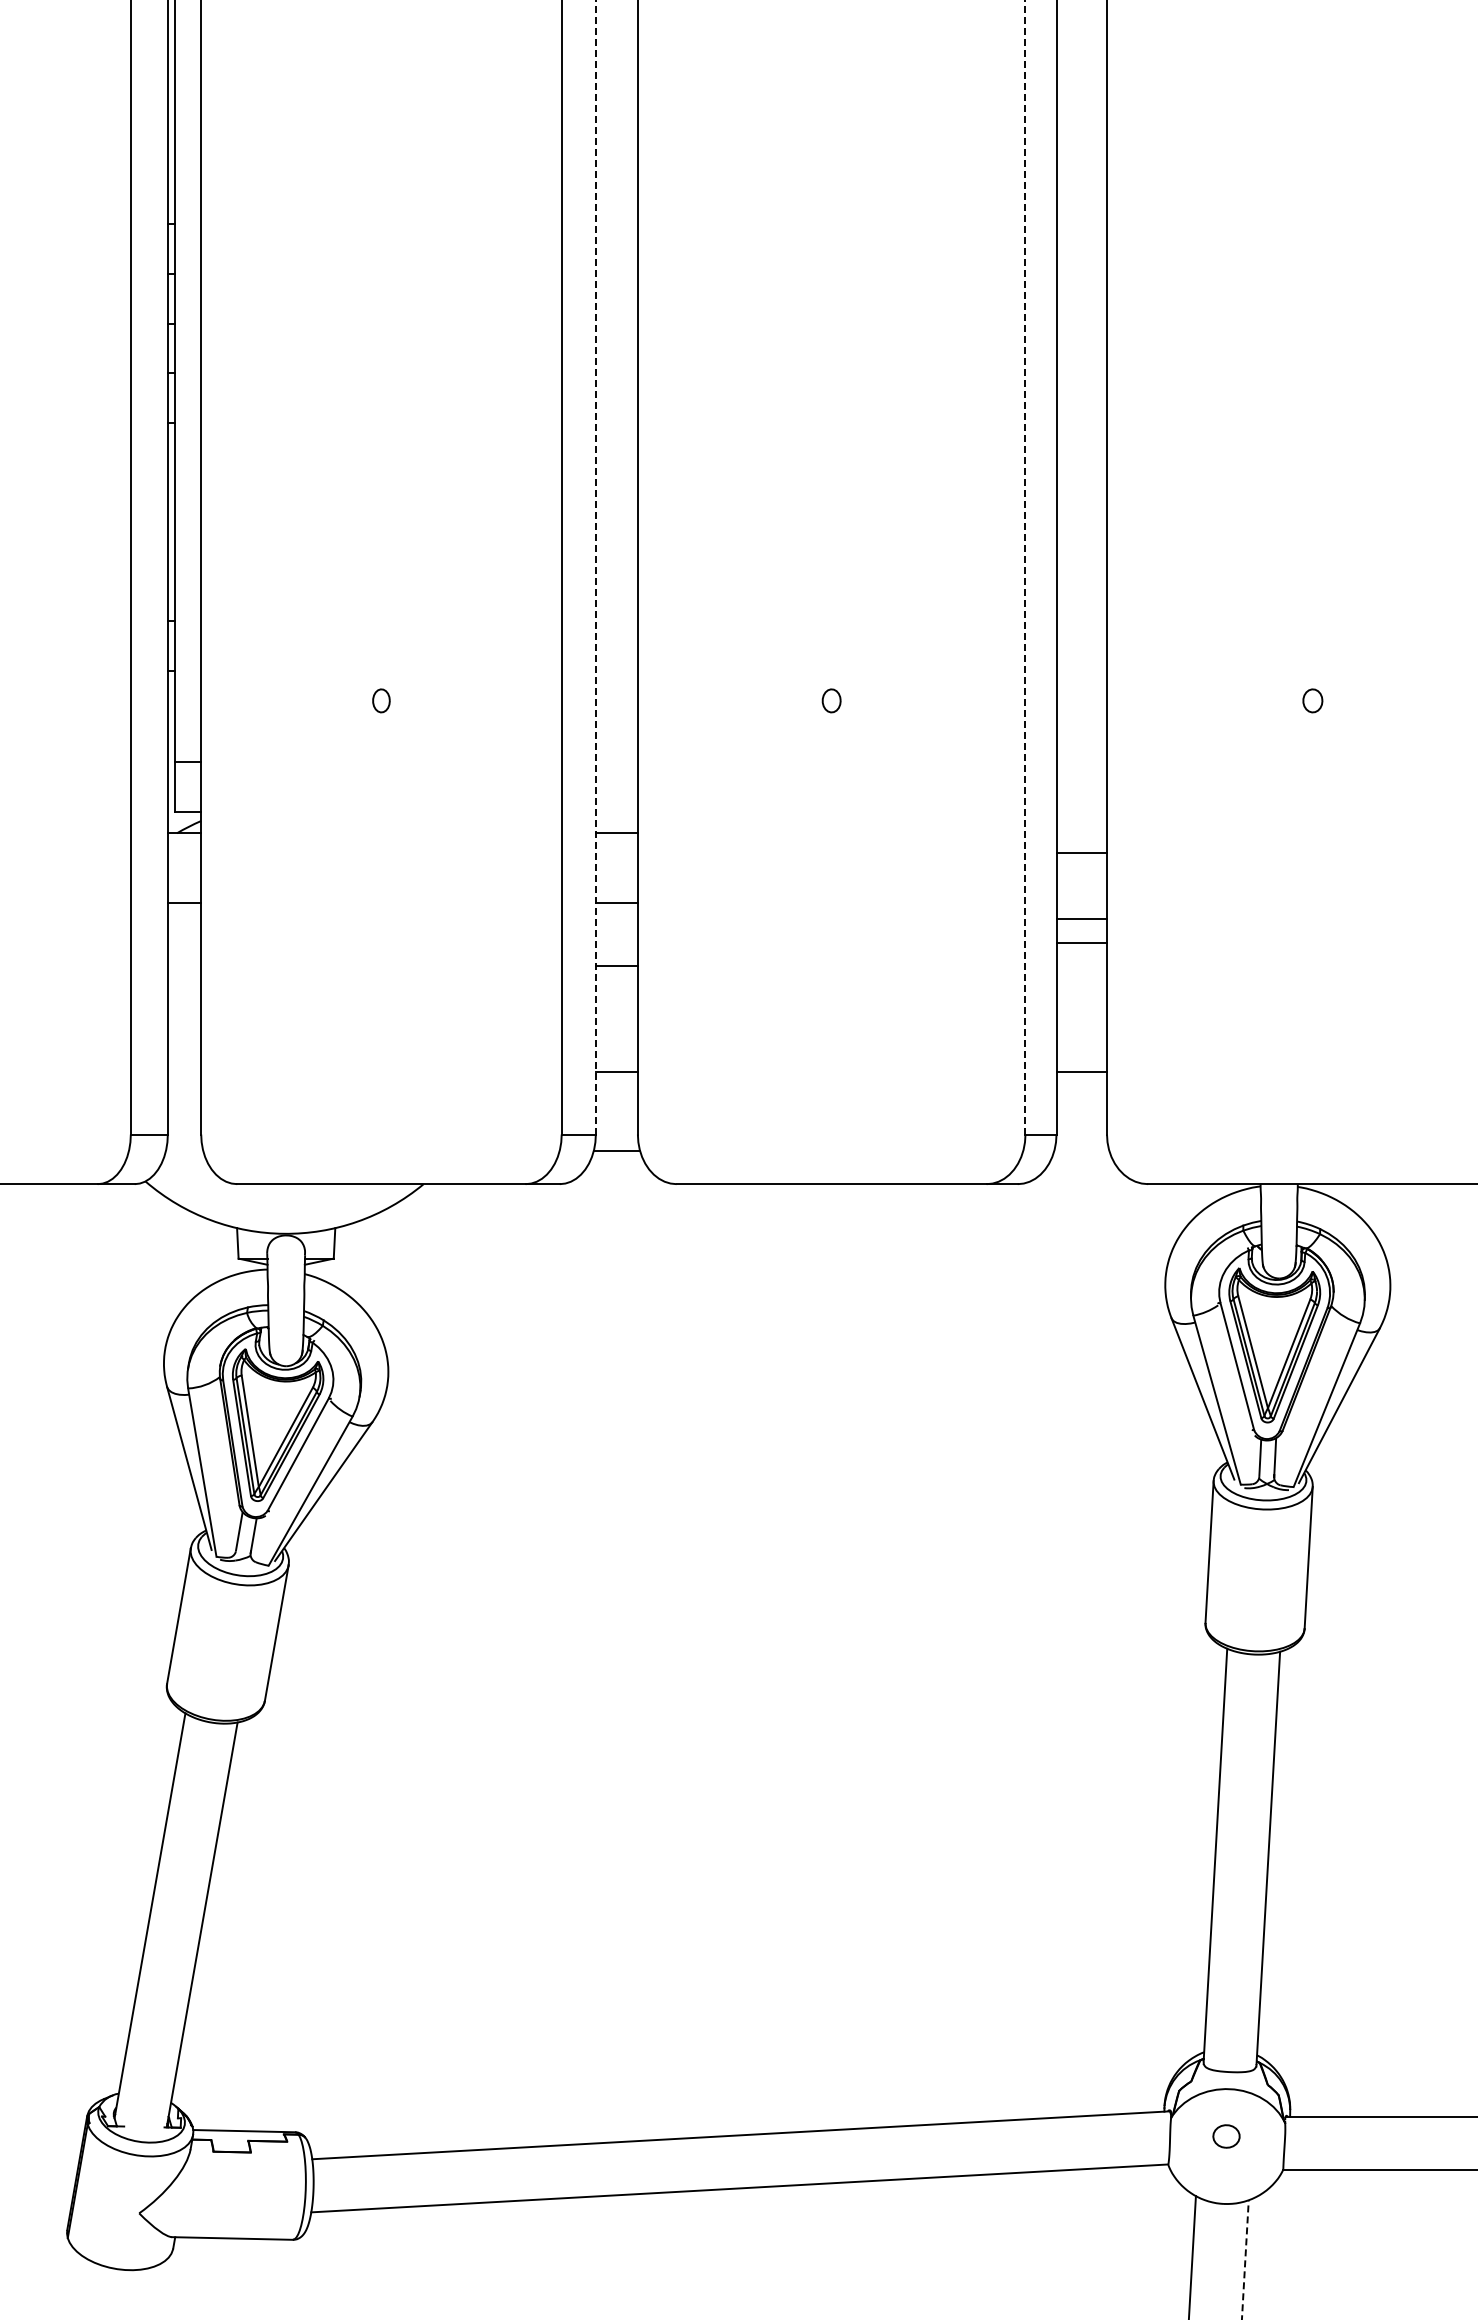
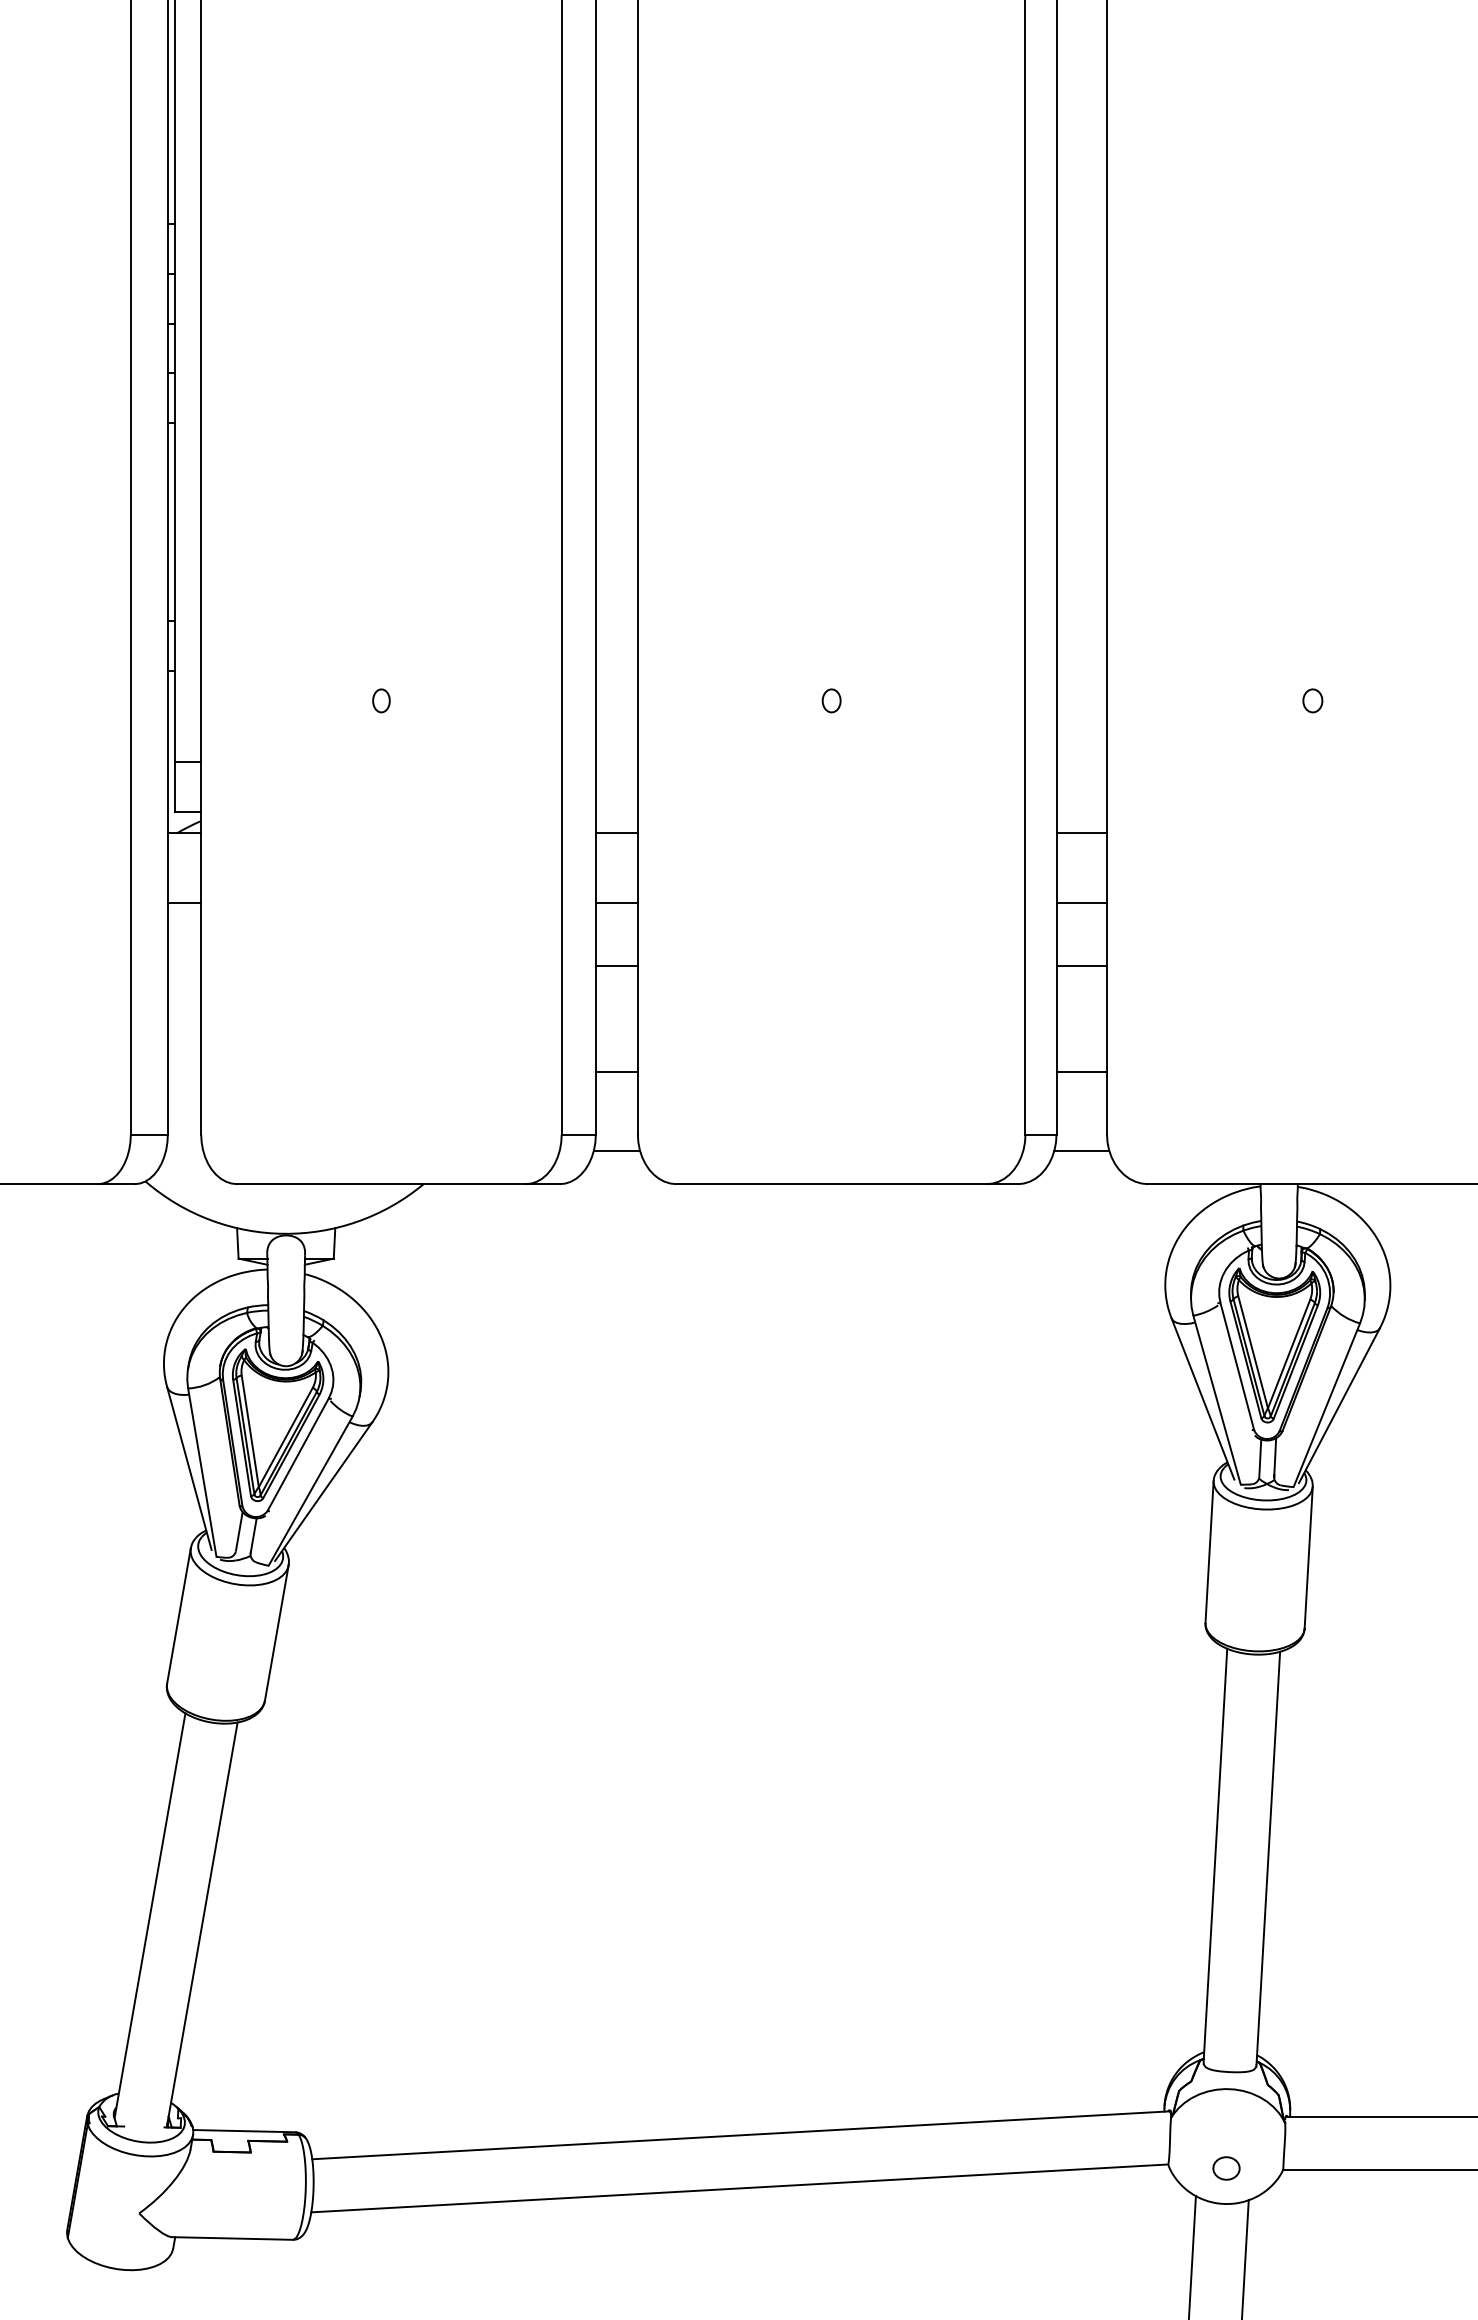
line: dashed -> solid (595, 567)
line: dashed -> solid (1025, 567)
line position: (1081, 853) -> (1081, 833) (1081, 833)
line position: (1081, 918) -> (1081, 902) (1081, 902)
line position: (1081, 942) -> (1081, 965) (1081, 965)
line: none -> present (1081, 1151)
part position: (1226, 2136) -> (1226, 2168) (1226, 2168)
line: dashed -> solid (1245, 2260)
